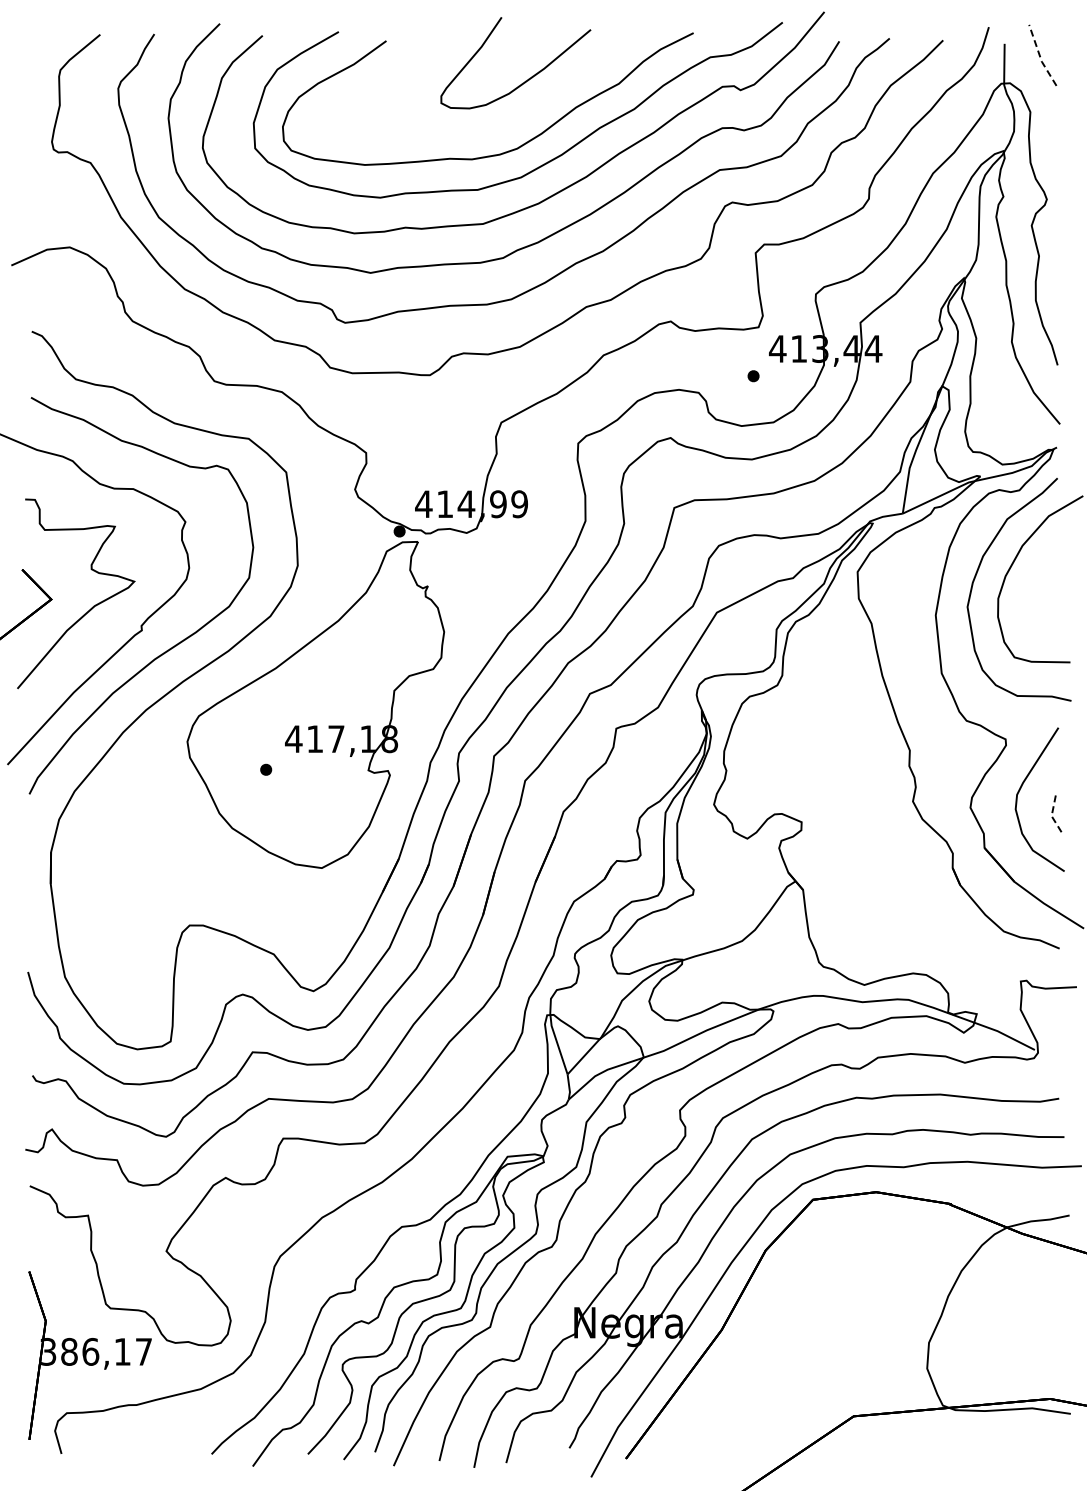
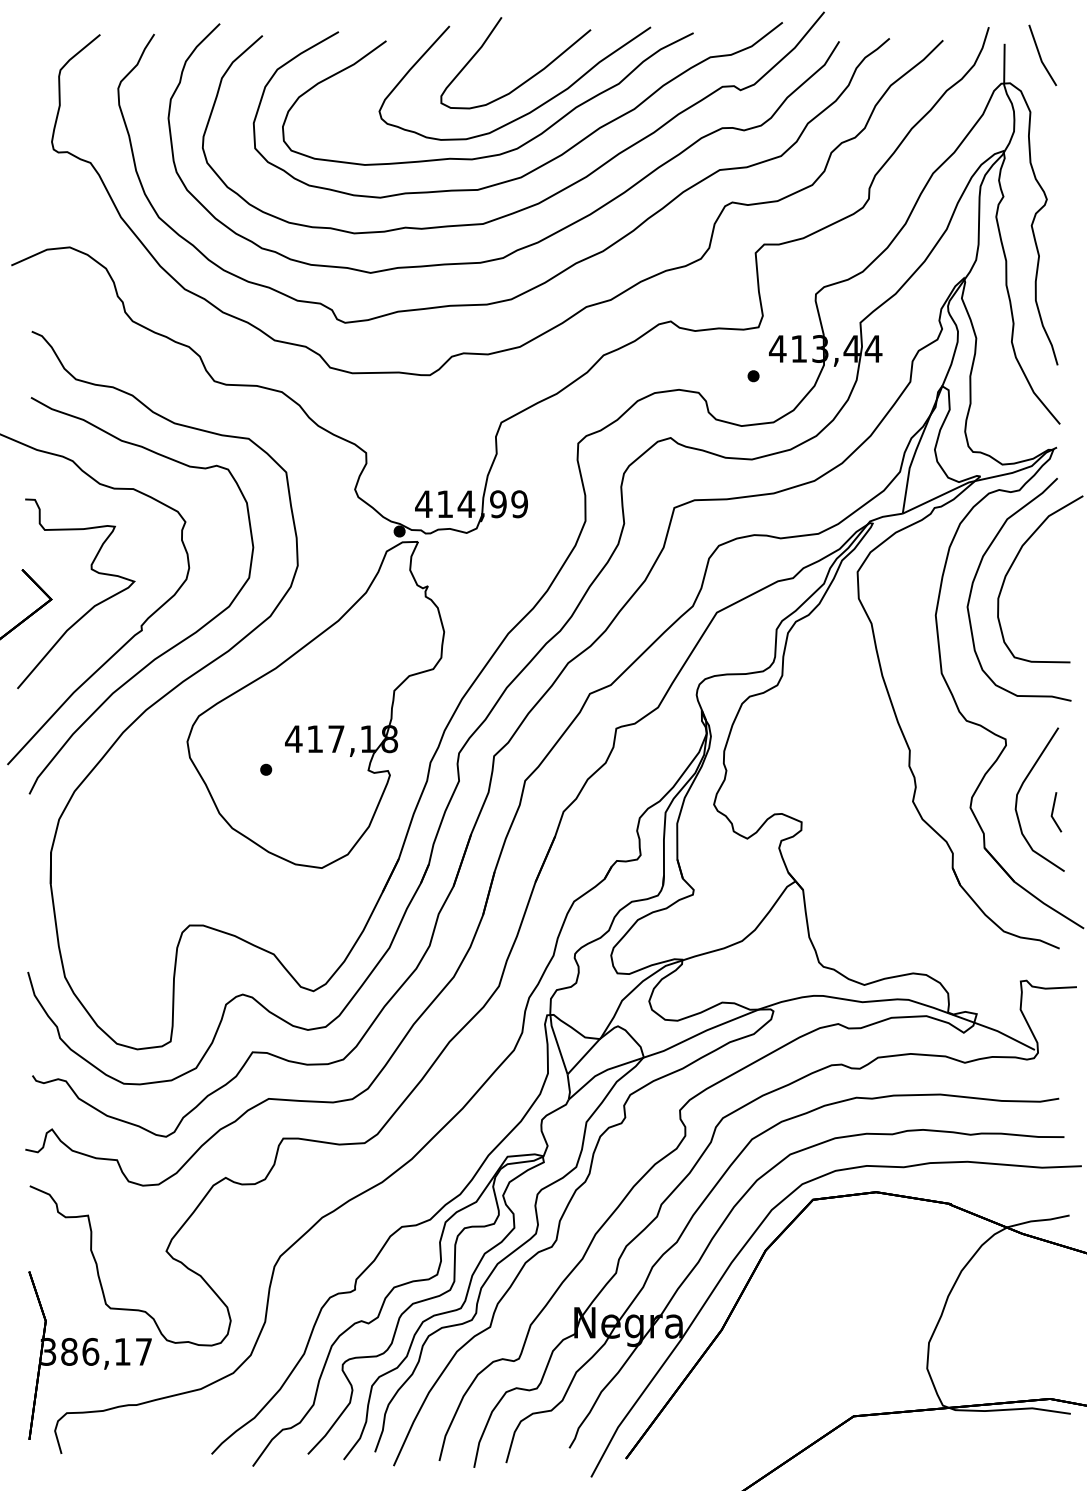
line: dashed -> solid (1040, 57)
curve: none -> present (531, 110)
line: dashed -> solid (1052, 813)
